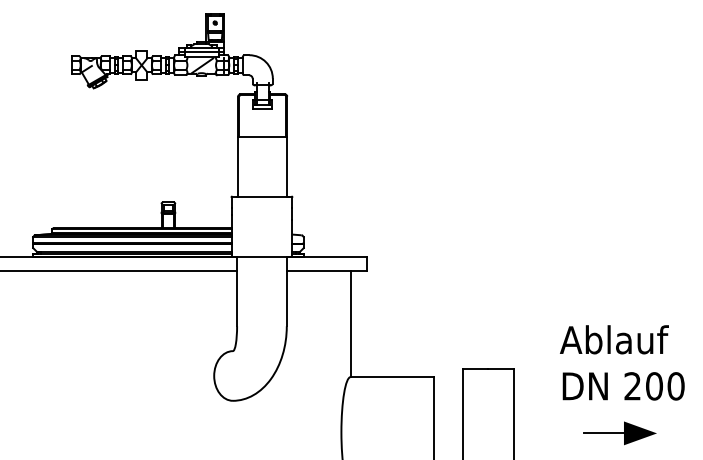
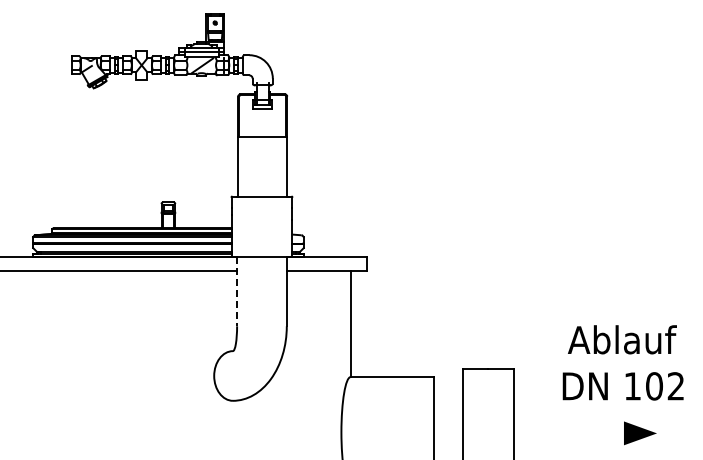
line: solid -> dashed (237, 291)
text position: (614, 339) -> (622, 339) (622, 339)
text: 200 -> 102 (654, 386)
line: present -> none (603, 433)
